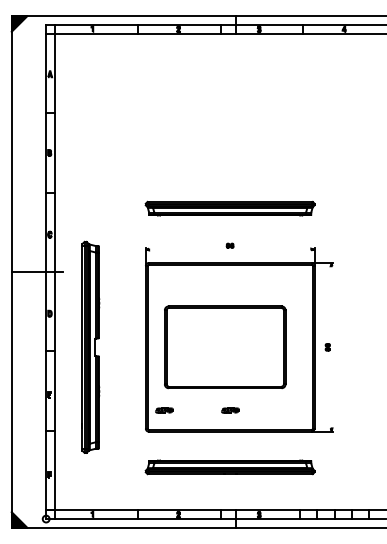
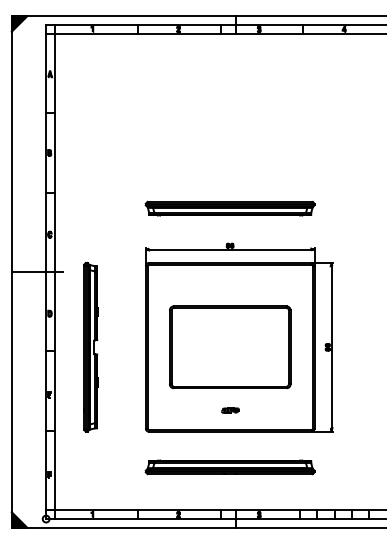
line: none -> present (230, 249)
part size: 20x214 px -> 16x172 px (90, 346)
part position: (225, 347) -> (230, 347) (230, 347)
line: none -> present (331, 347)
part: present -> none (164, 410)
